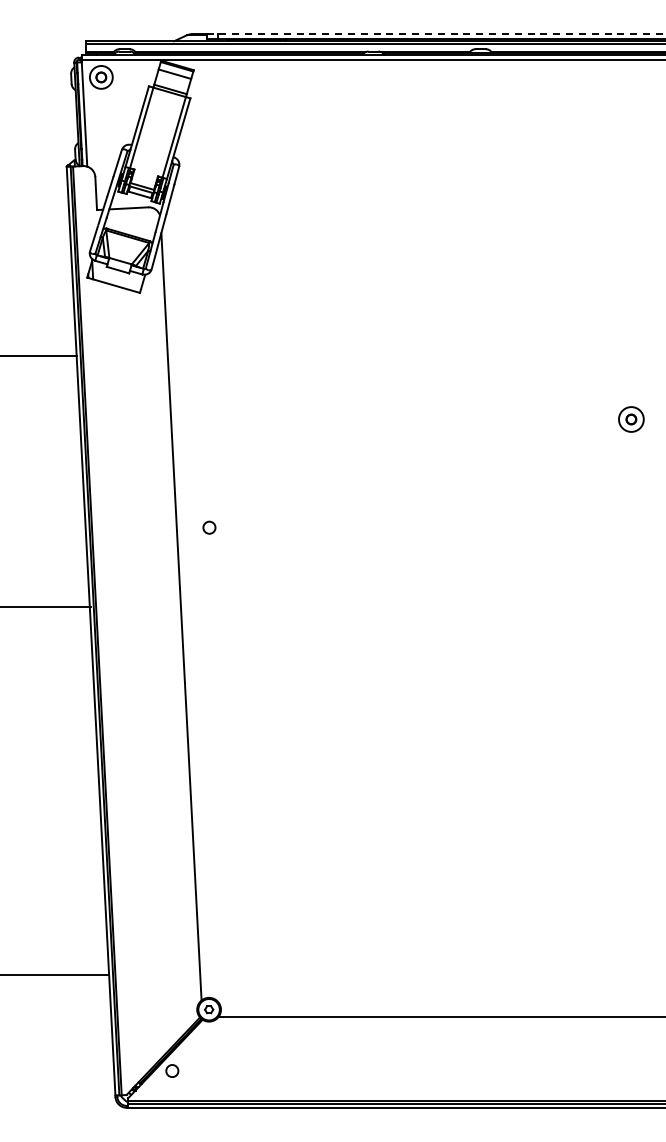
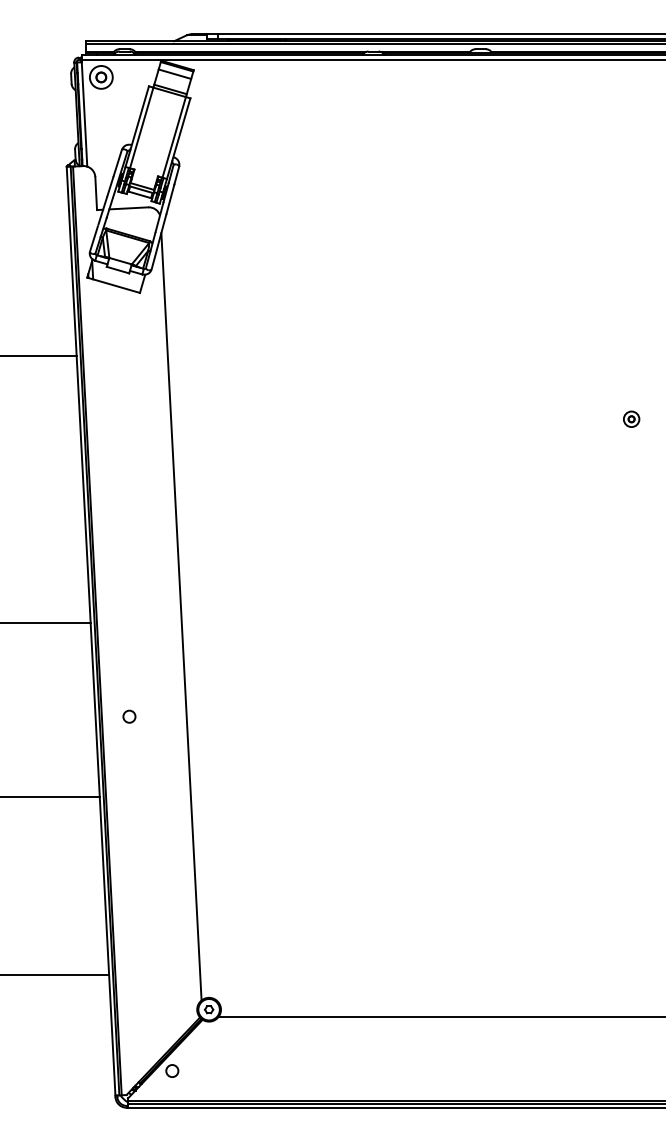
line: dashed -> solid (436, 34)
part size: 27x27 px -> 18x18 px (631, 418)
circle position: (209, 527) -> (129, 716) (129, 716)
line position: (46, 606) -> (46, 622) (46, 622)
line: none -> present (50, 797)
